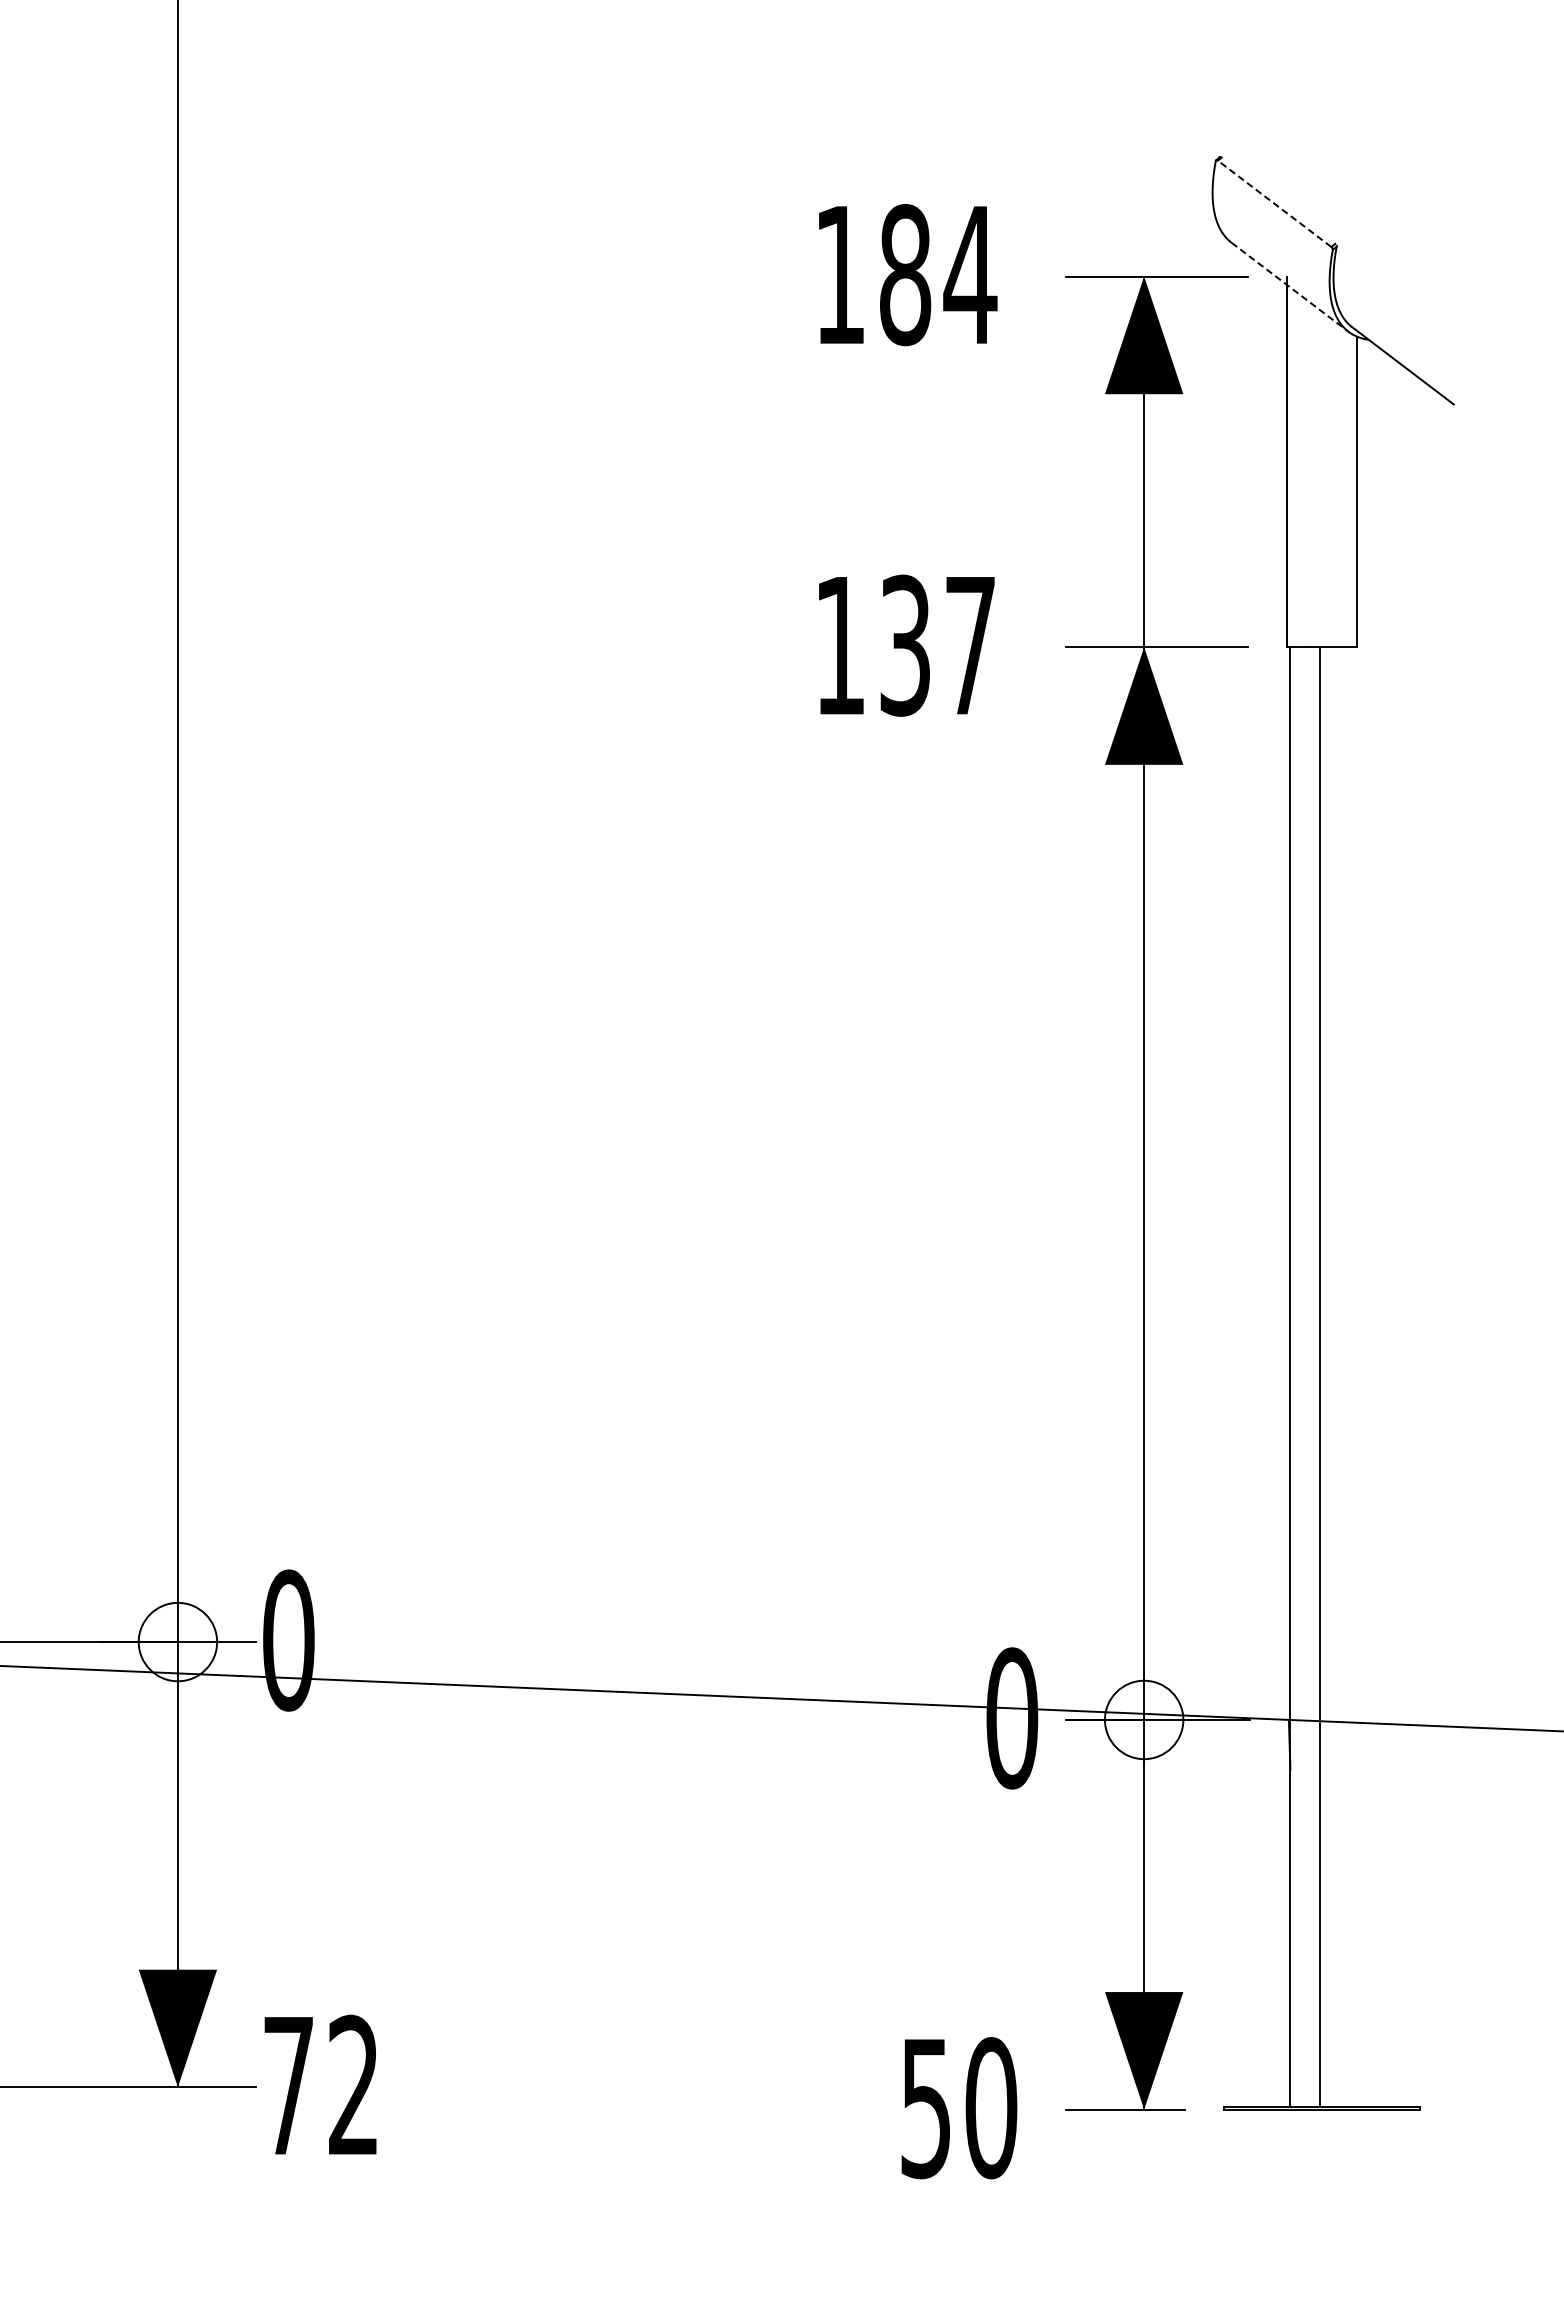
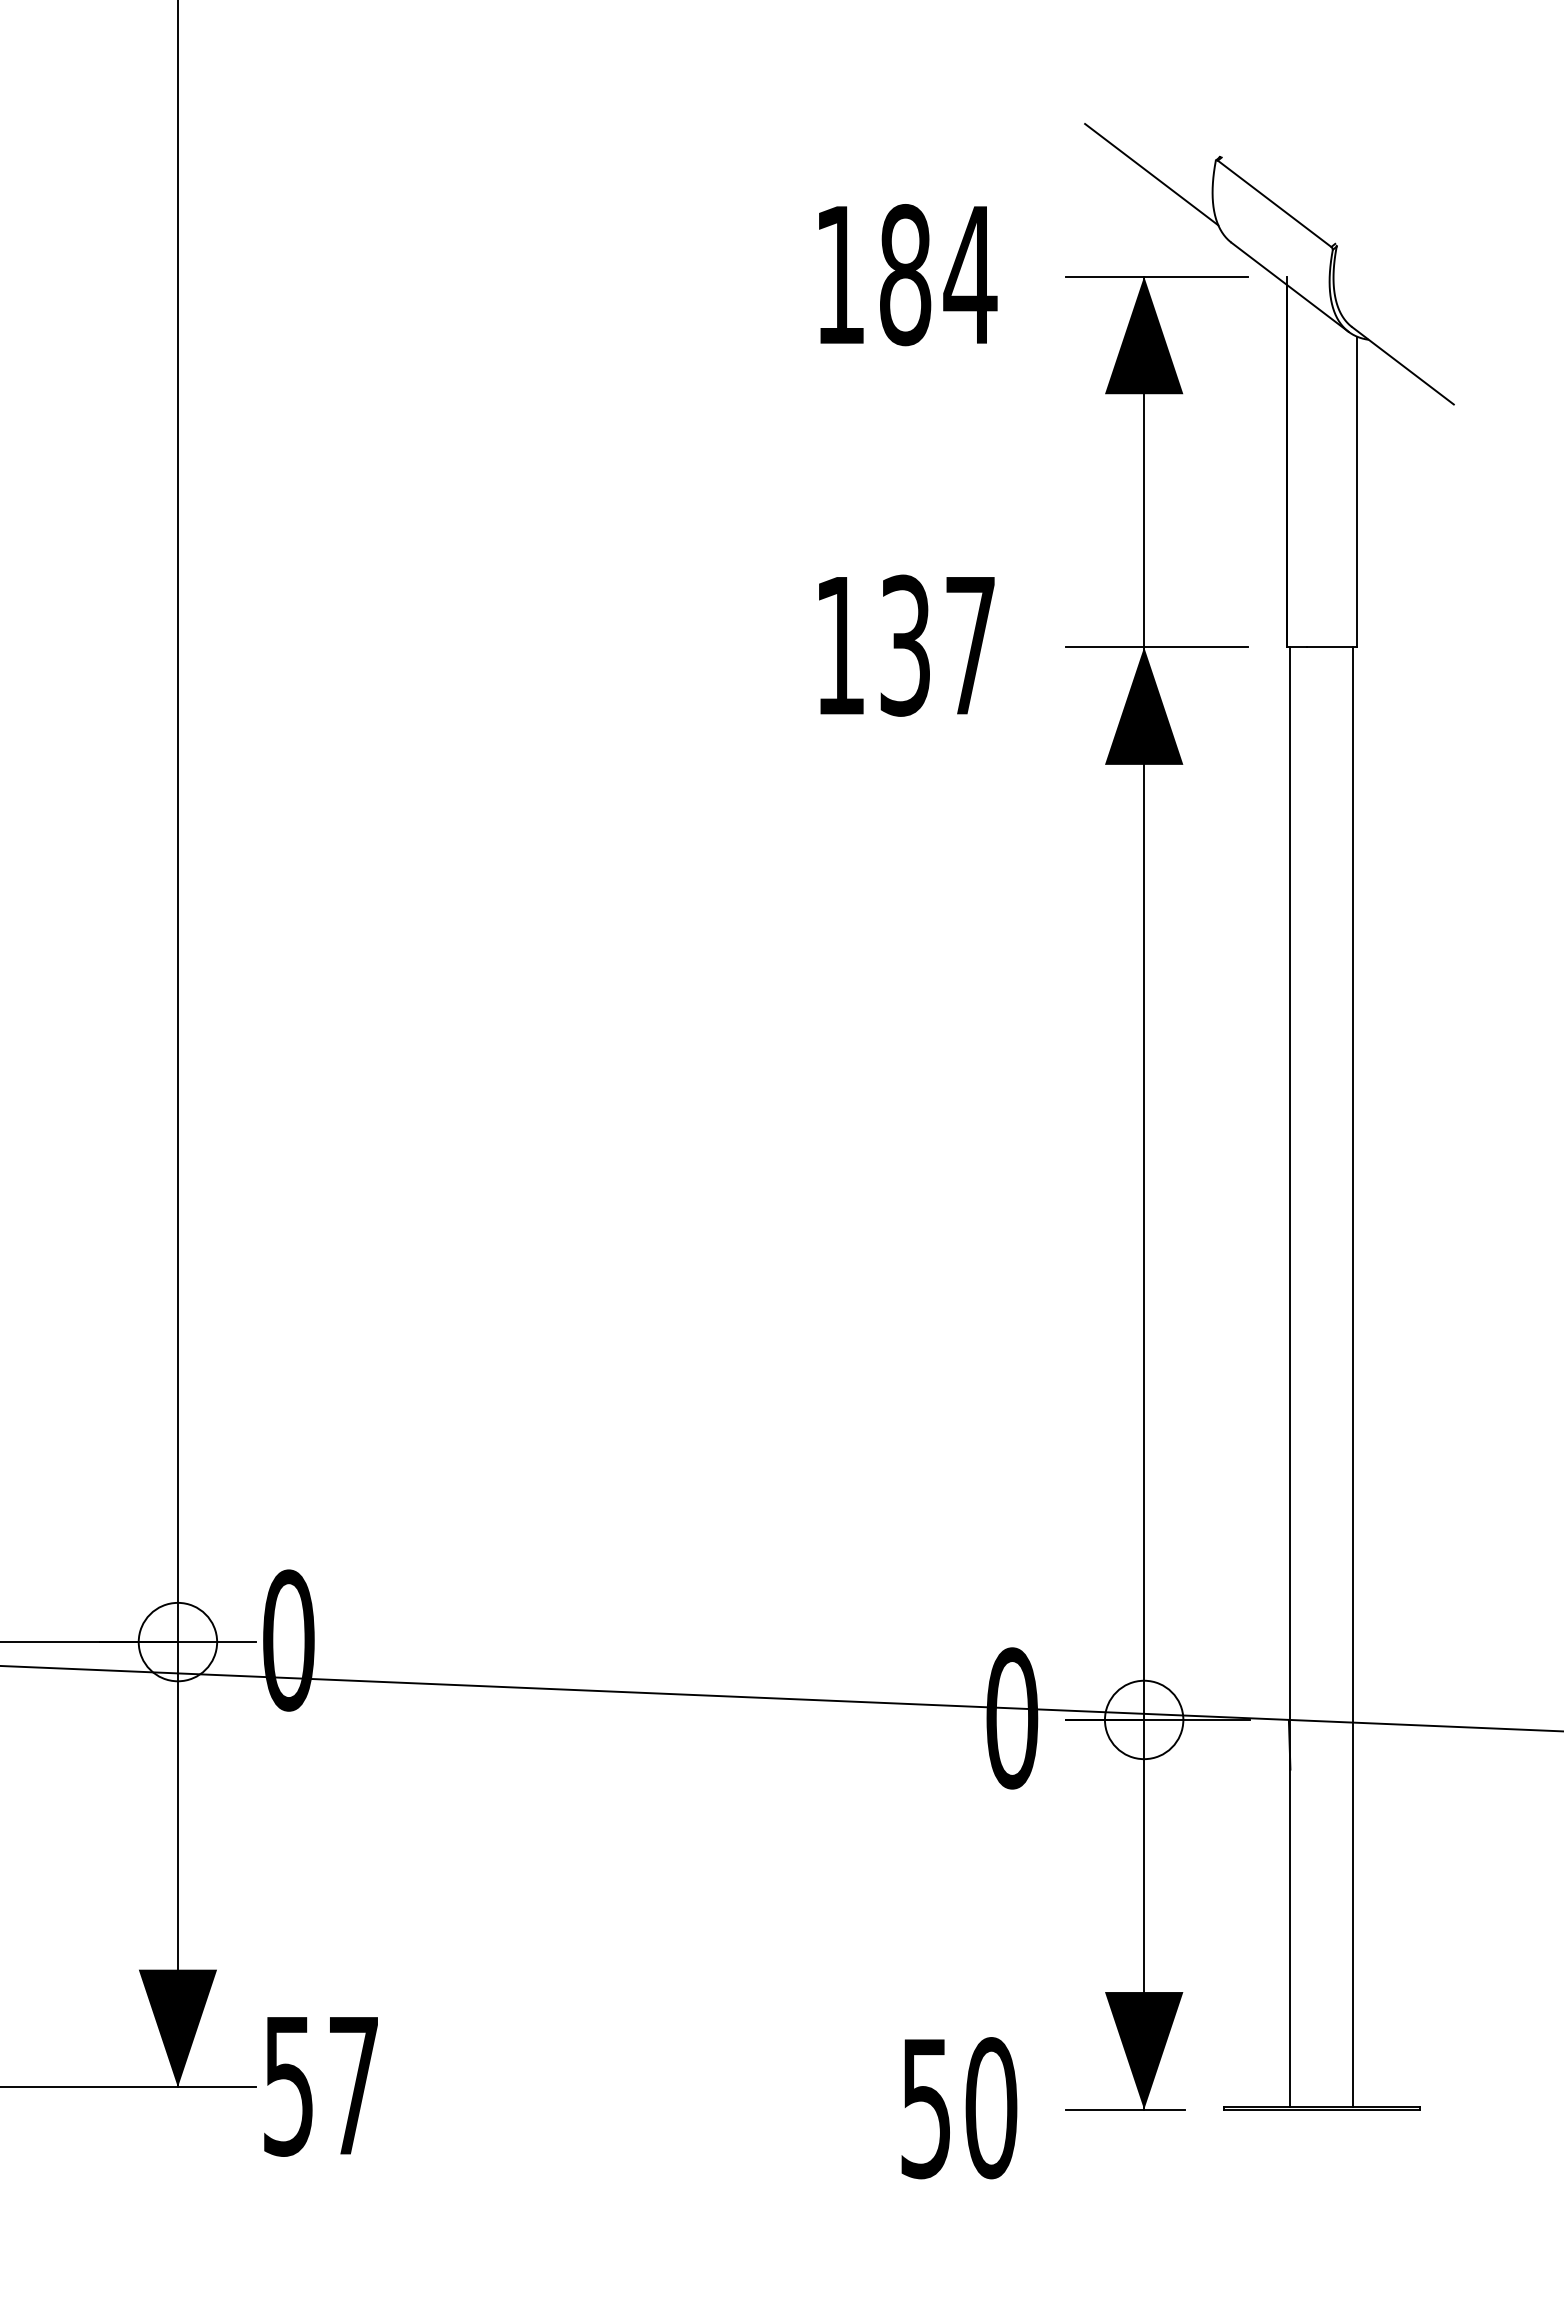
line: none -> present (1151, 174)
line: dashed -> solid (1274, 203)
line: dashed -> solid (1290, 287)
line position: (1320, 1377) -> (1353, 1377) (1353, 1377)
text: 72 -> 57 (320, 2085)
